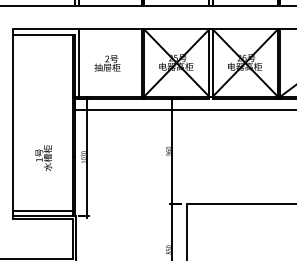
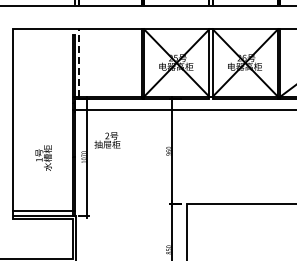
line: present -> none (42, 34)
line: solid -> dashed (79, 63)
text position: (107, 63) -> (107, 140) (107, 140)
